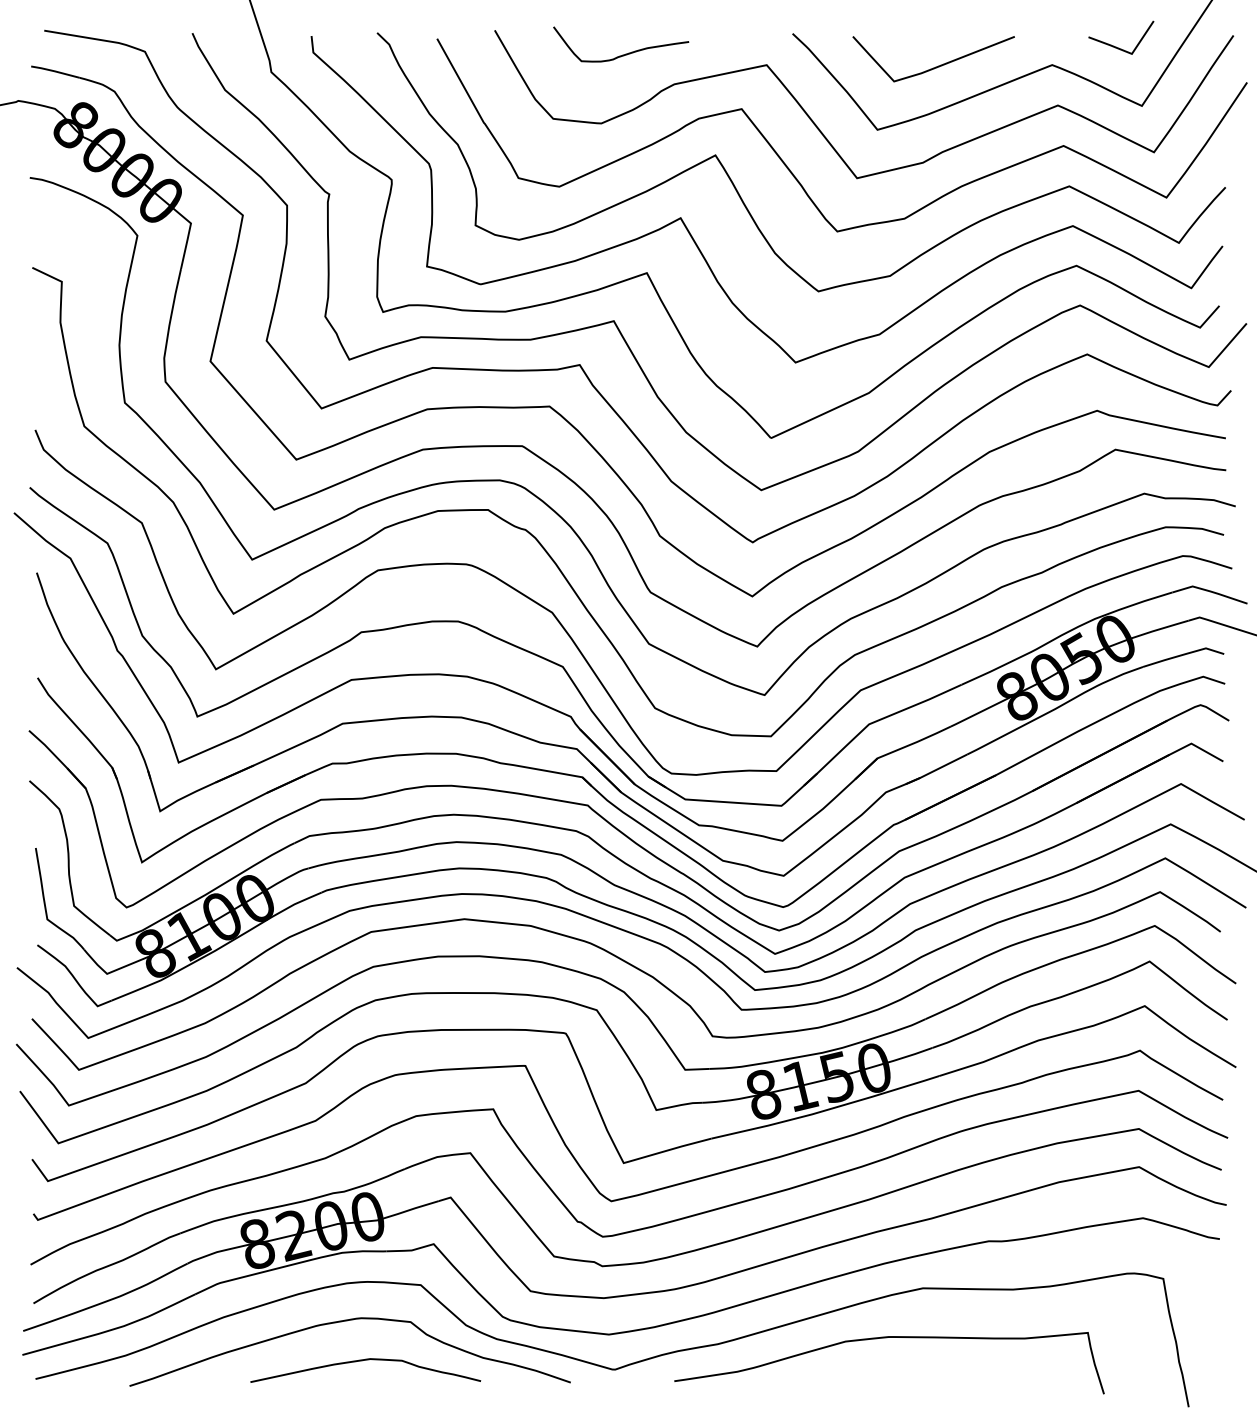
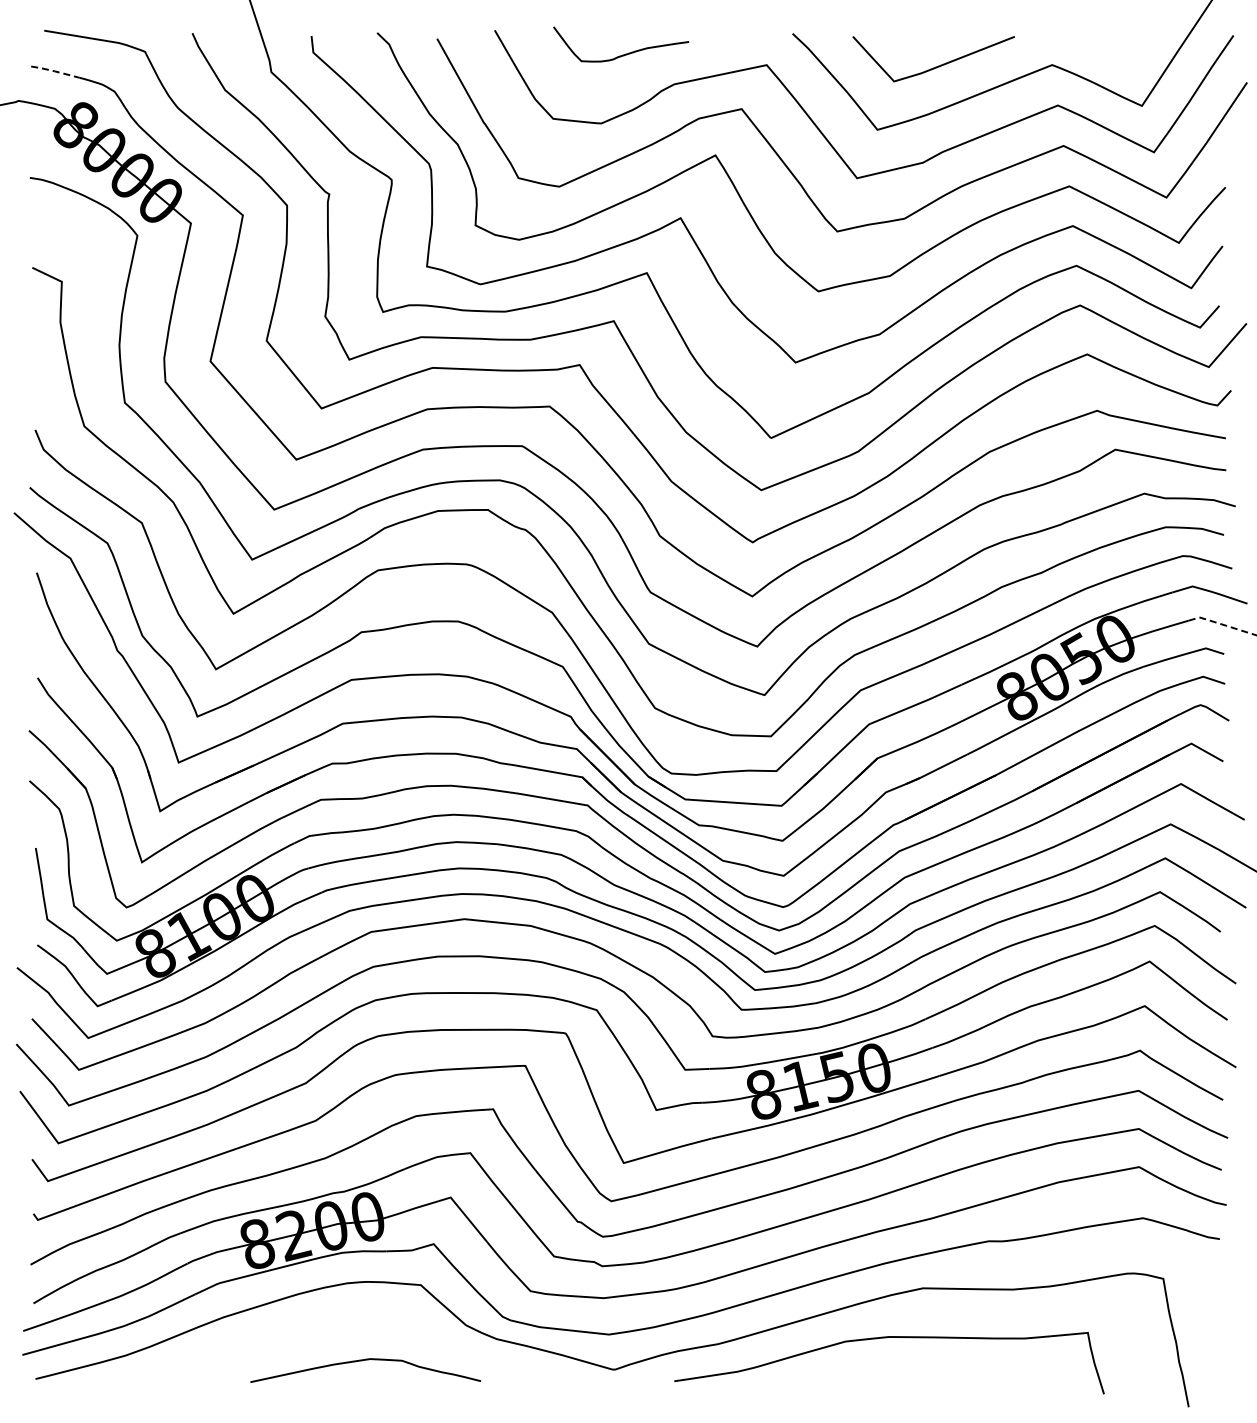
line: present -> none (1116, 46)
line: solid -> dashed (54, 71)
line: solid -> dashed (1221, 624)
curve: present -> none (347, 1321)
